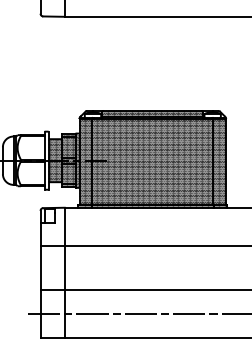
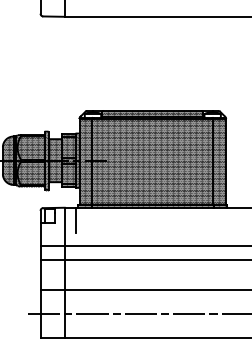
hatch: none -> present (25, 161)
line: none -> present (75, 219)
line: none -> present (144, 260)
